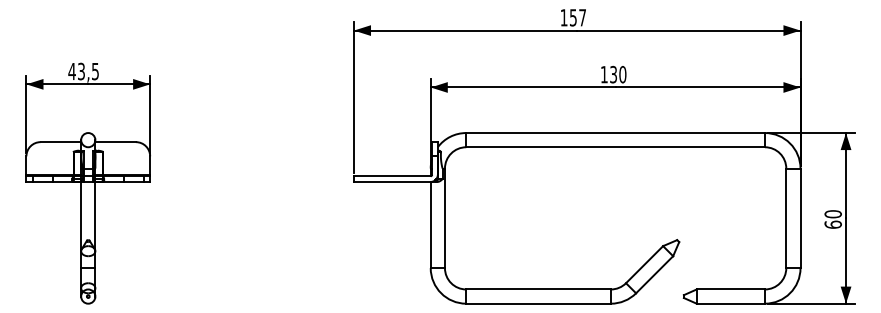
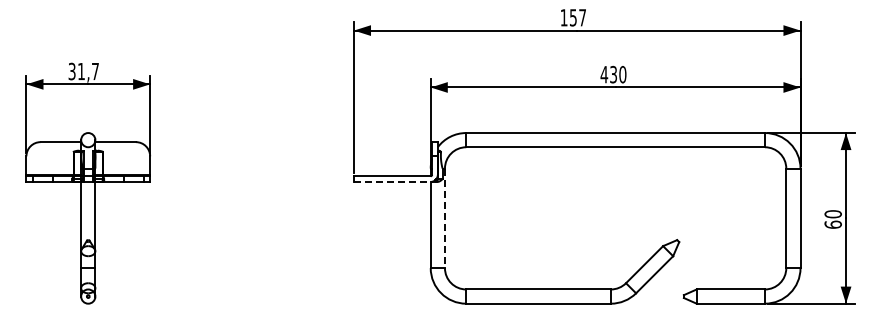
text: 43,5 -> 31,7 (83, 71)
text: 130 -> 430 (604, 74)
line: solid -> dashed (392, 181)
line: solid -> dashed (444, 218)
